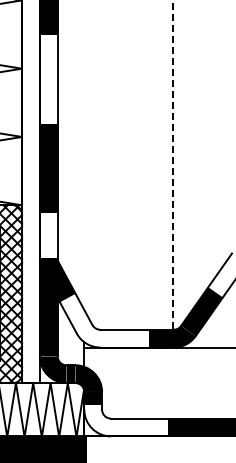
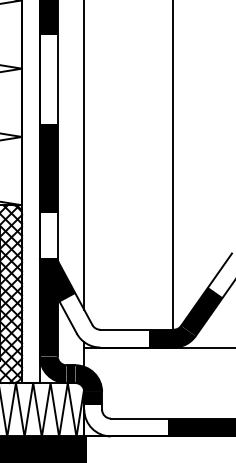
line: none -> present (84, 156)
line: dashed -> solid (173, 164)
